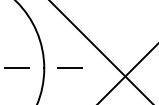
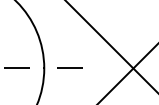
line position: (100, 51) -> (111, 46) (111, 46)
